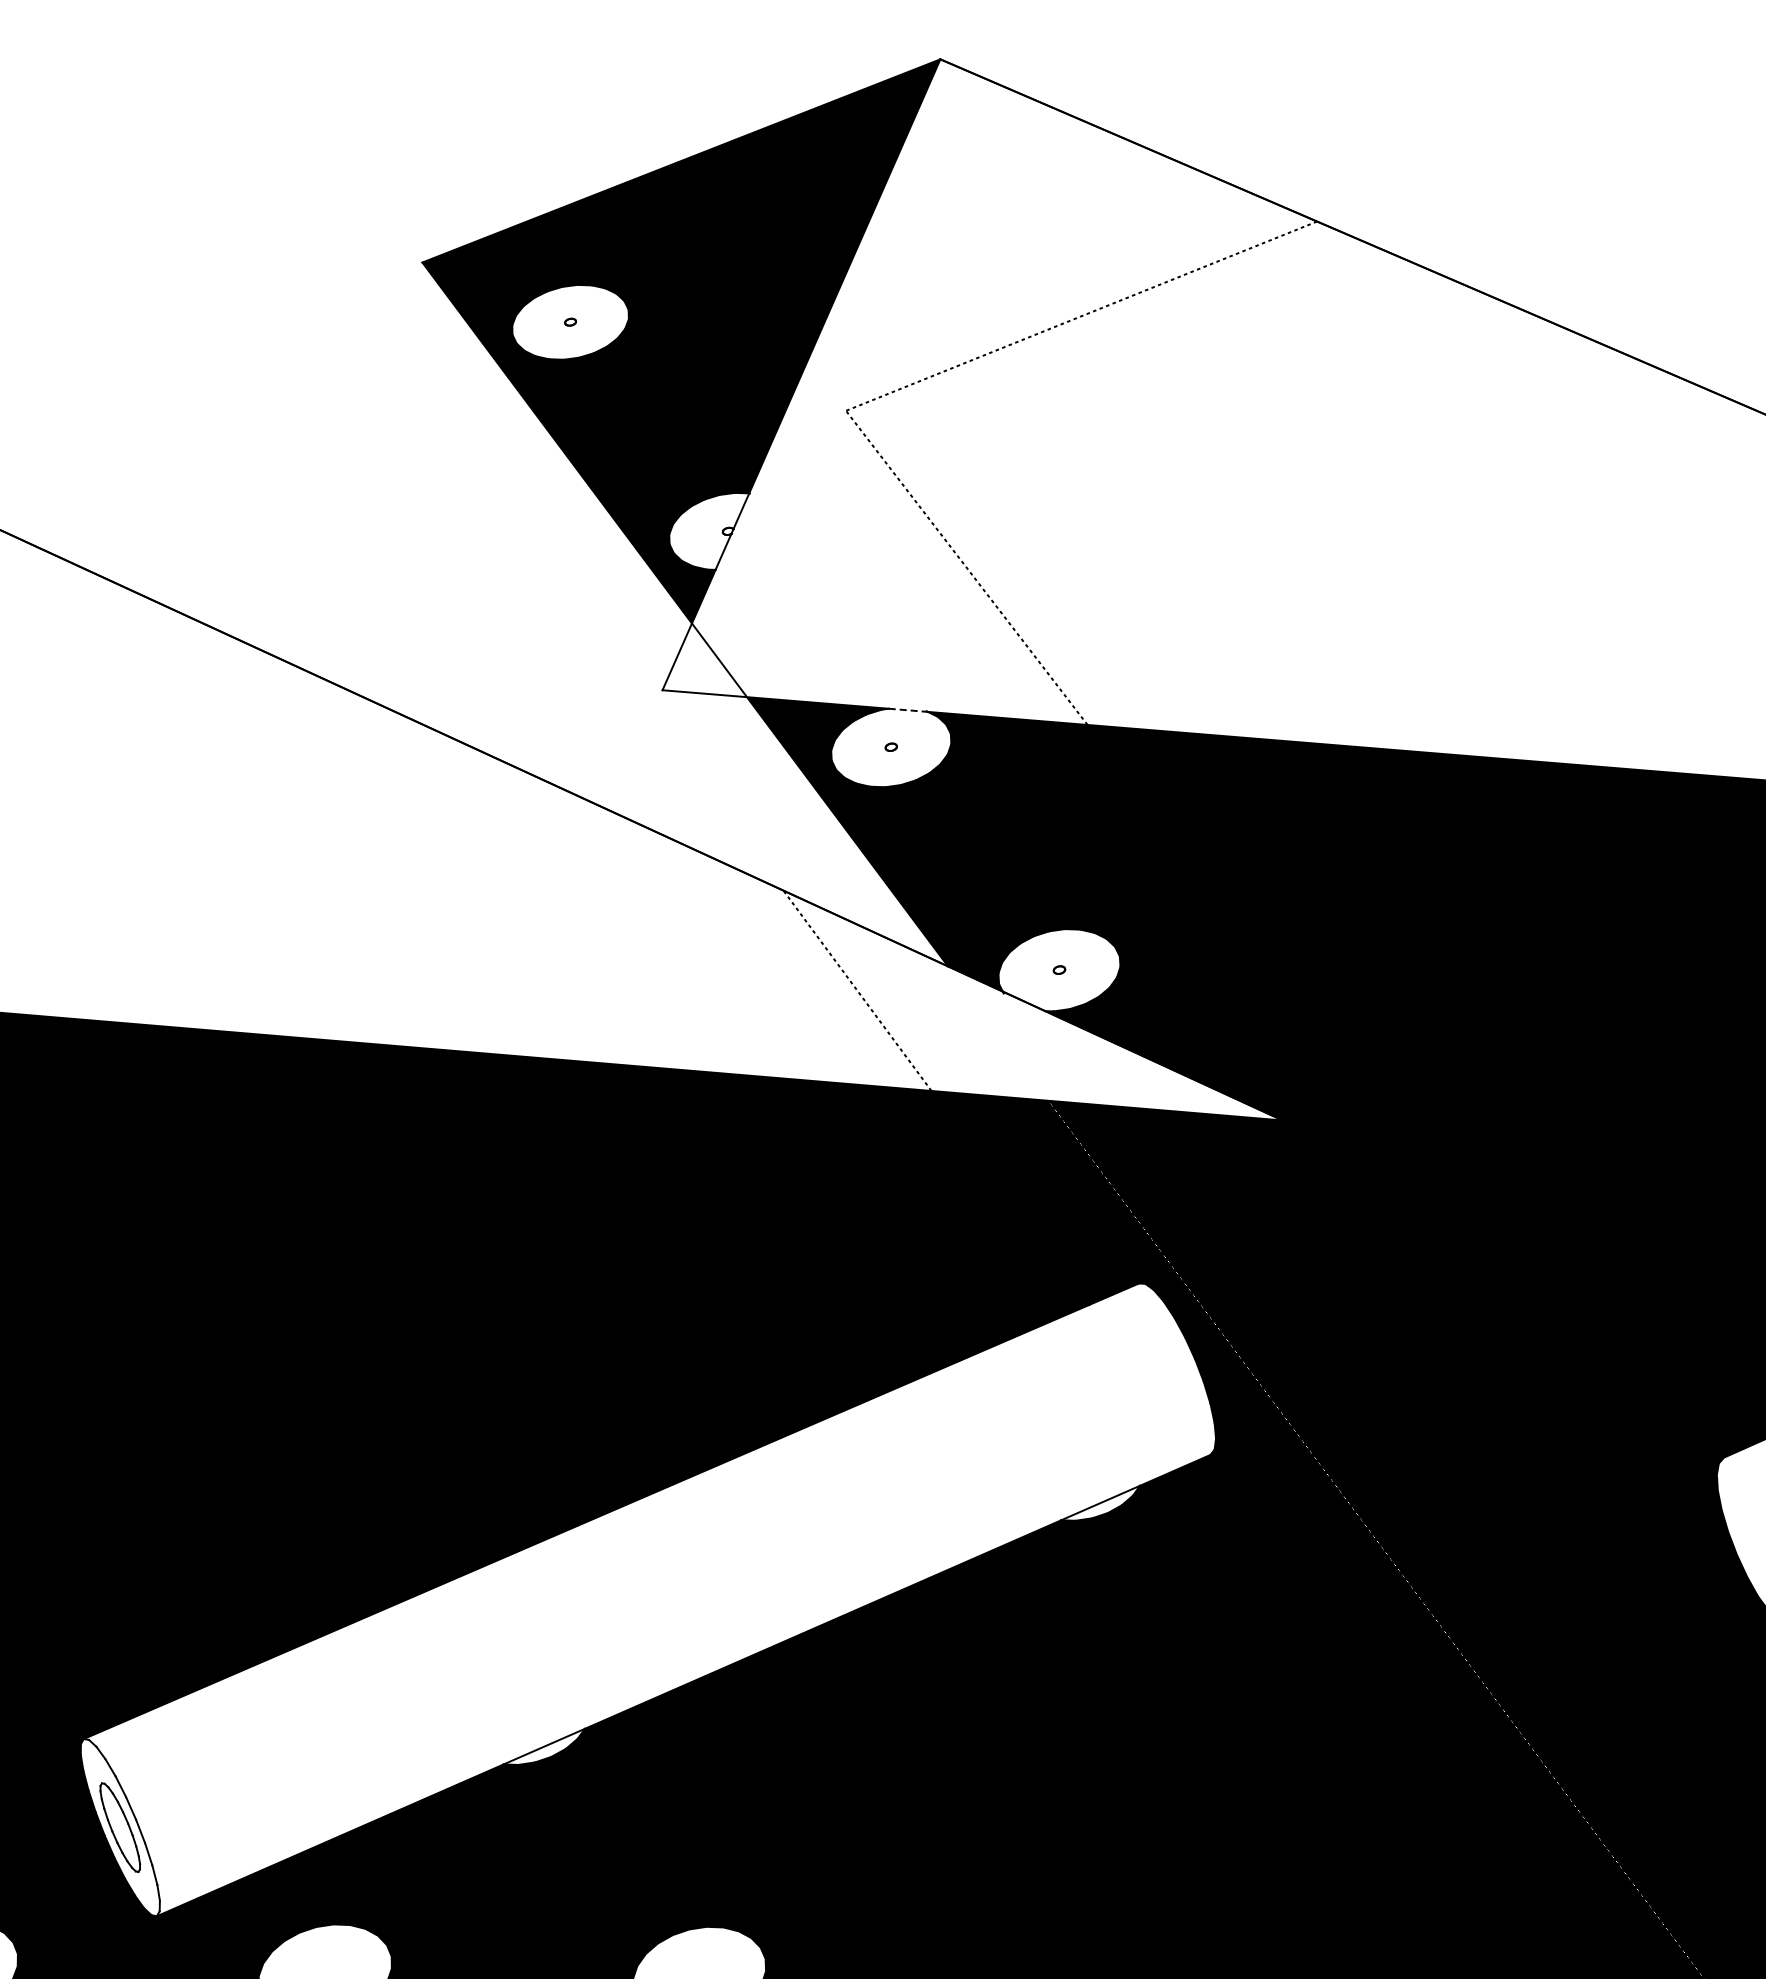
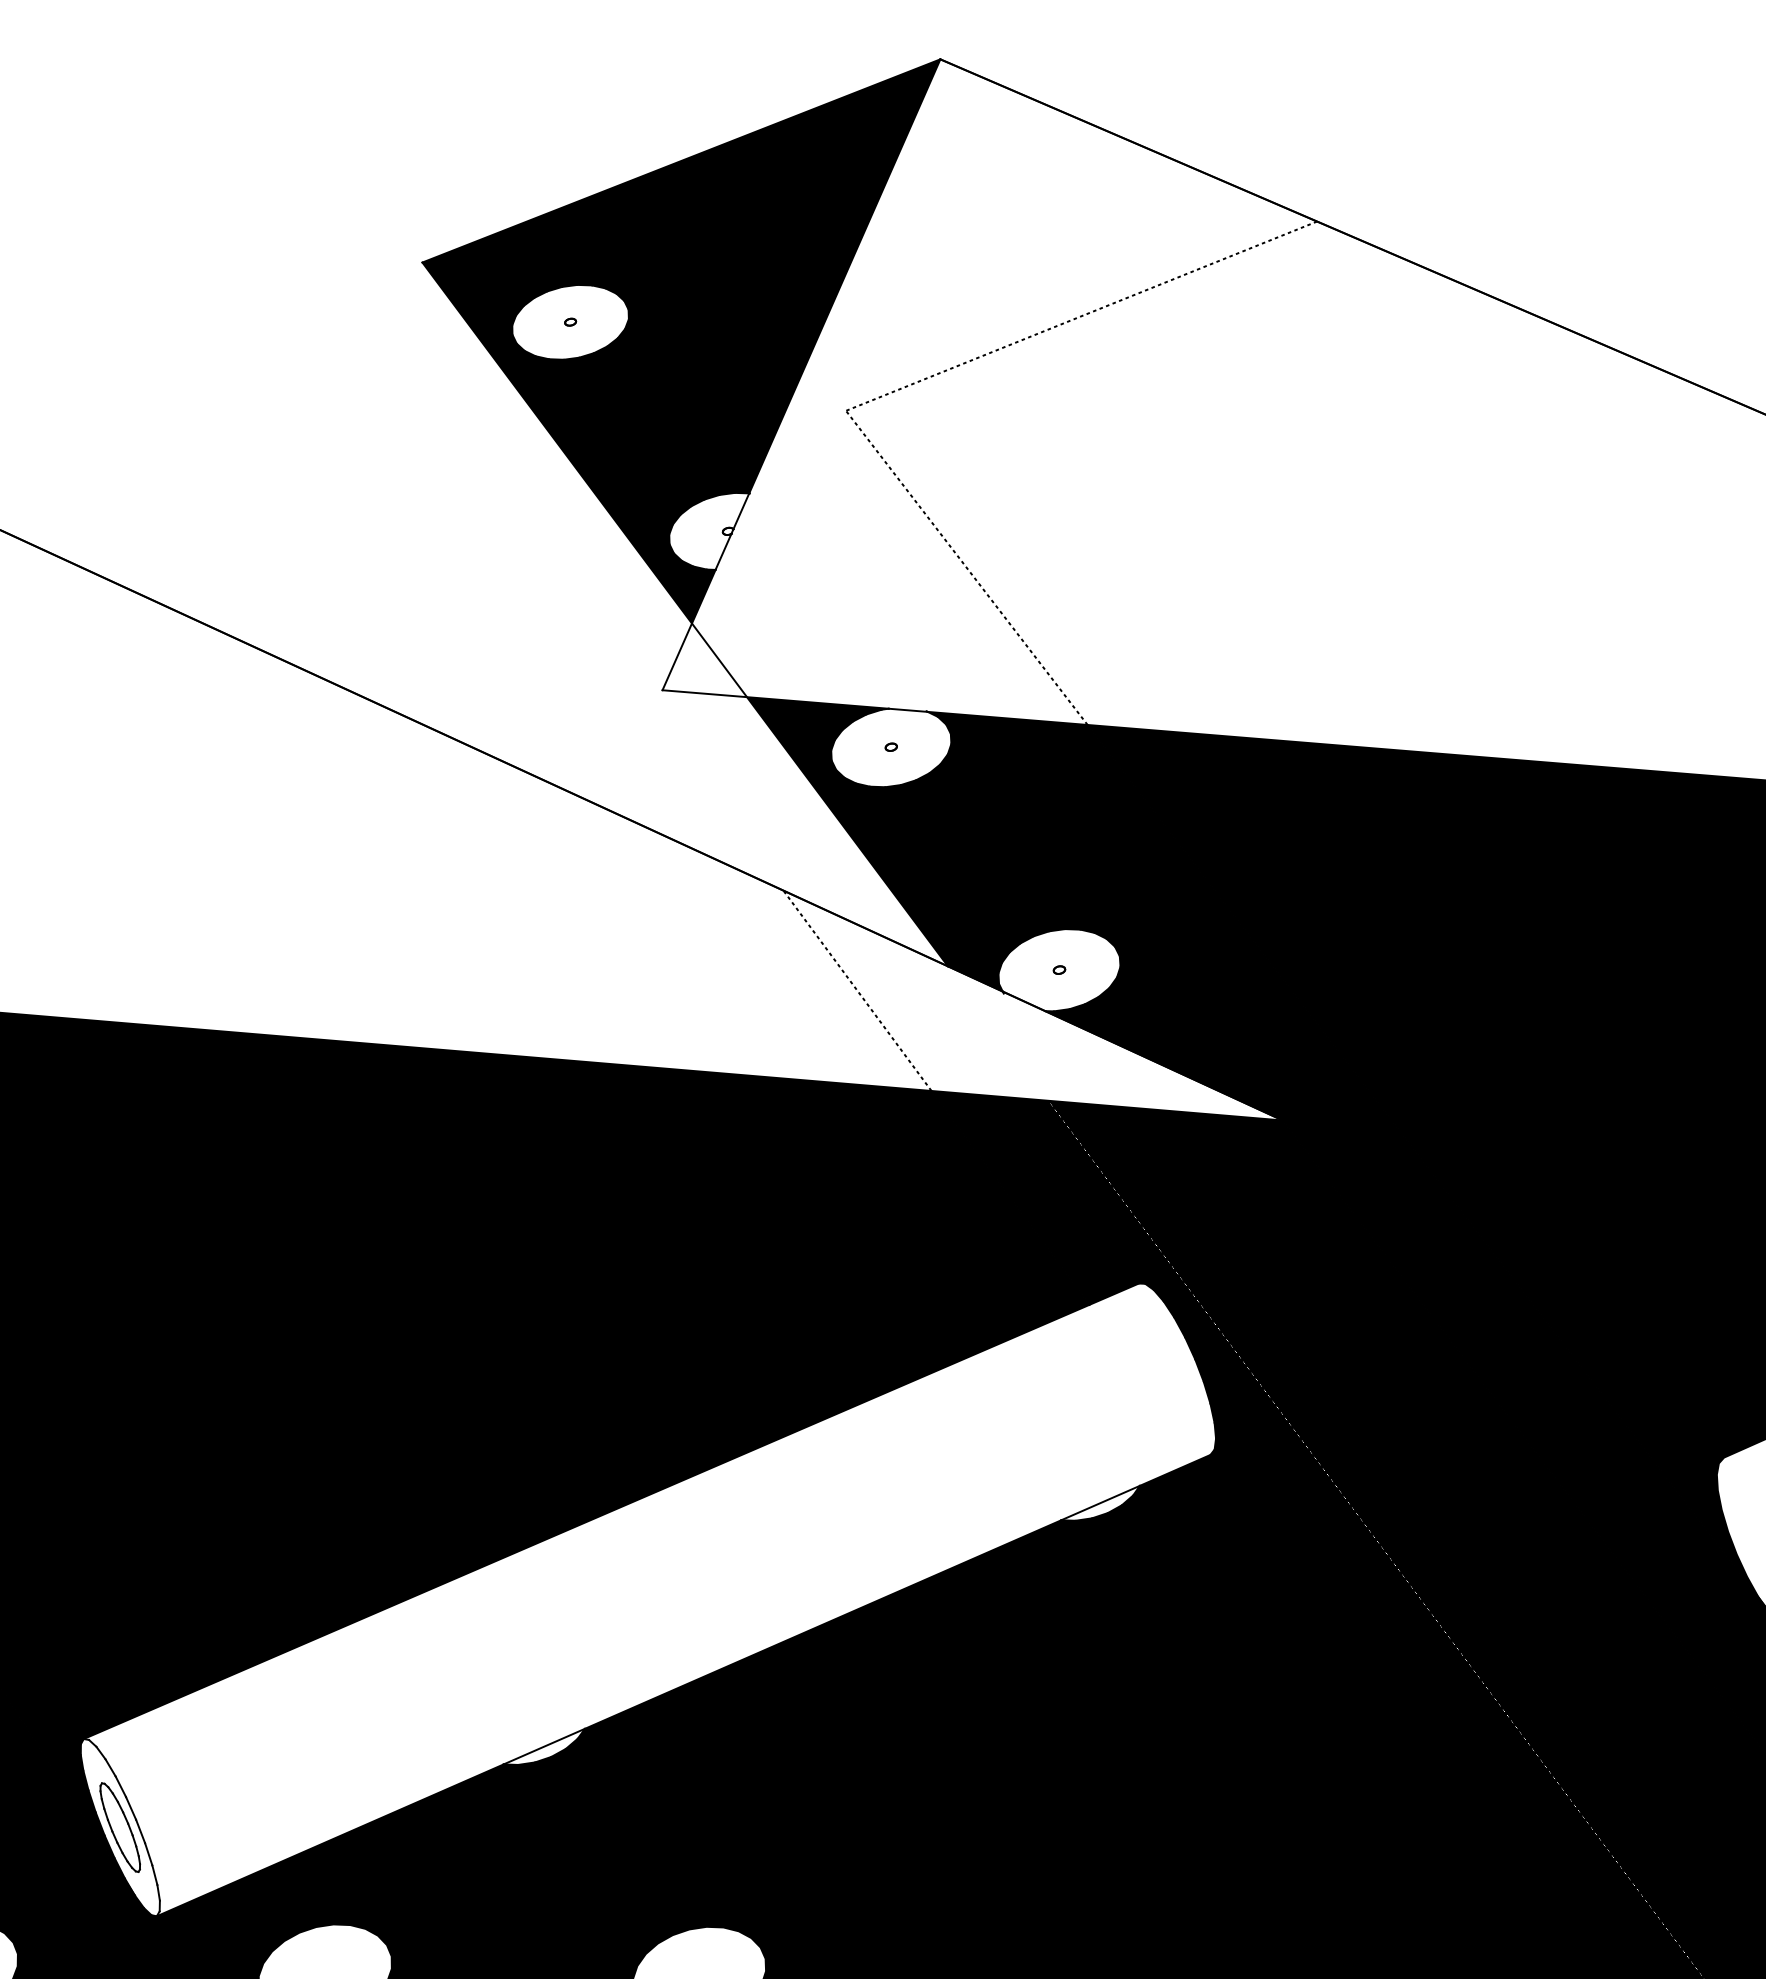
line: dashed -> solid (908, 710)
